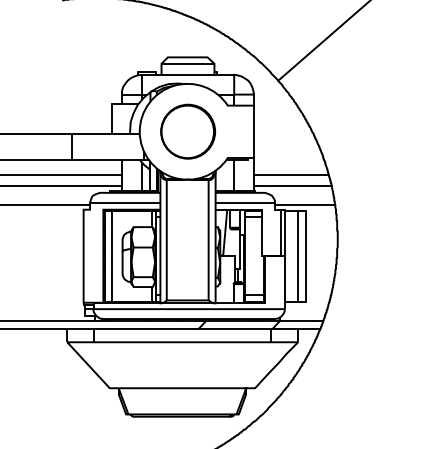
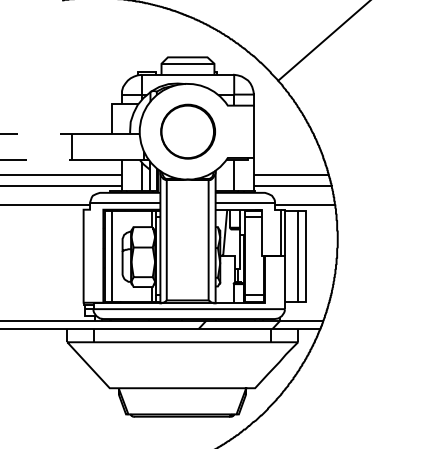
line: solid -> dashed (71, 147)
